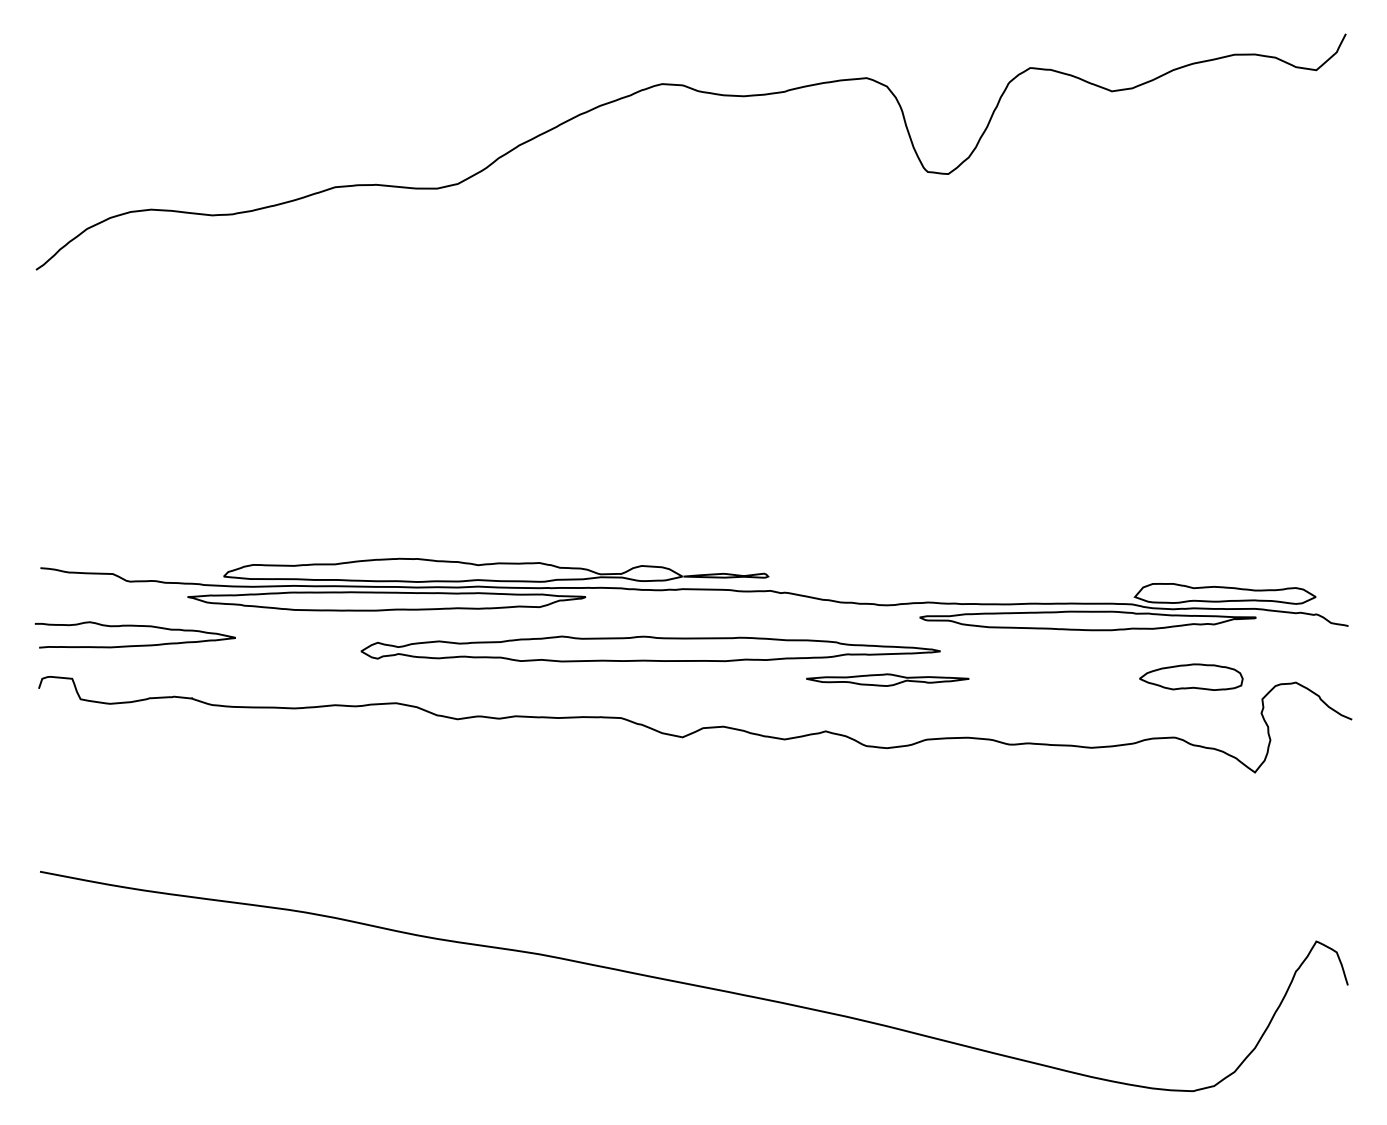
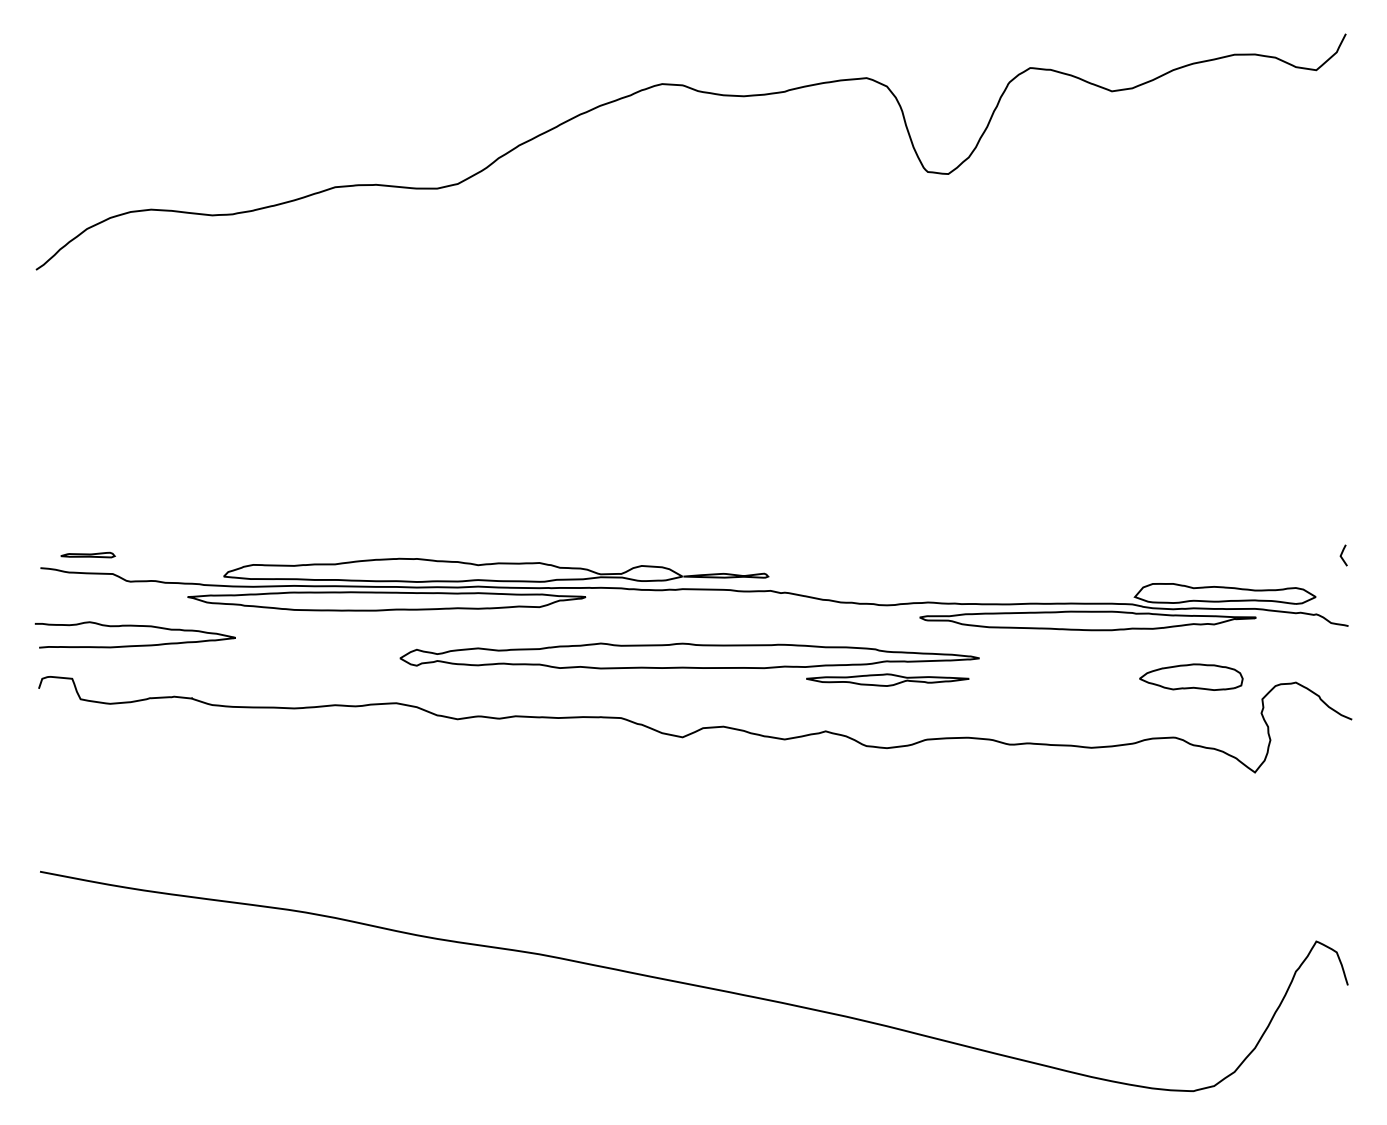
part: none -> present (87, 554)
line: none -> present (1342, 554)
part position: (650, 648) -> (689, 655) (689, 655)
